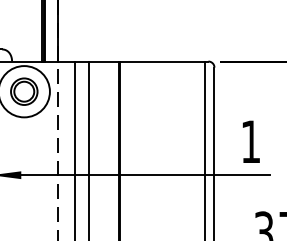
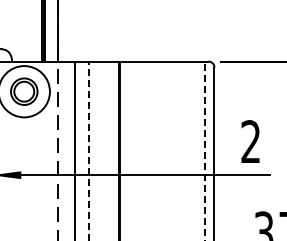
text: 1 -> 2 (250, 141)
line: solid -> dashed (88, 150)
line: solid -> dashed (205, 150)
